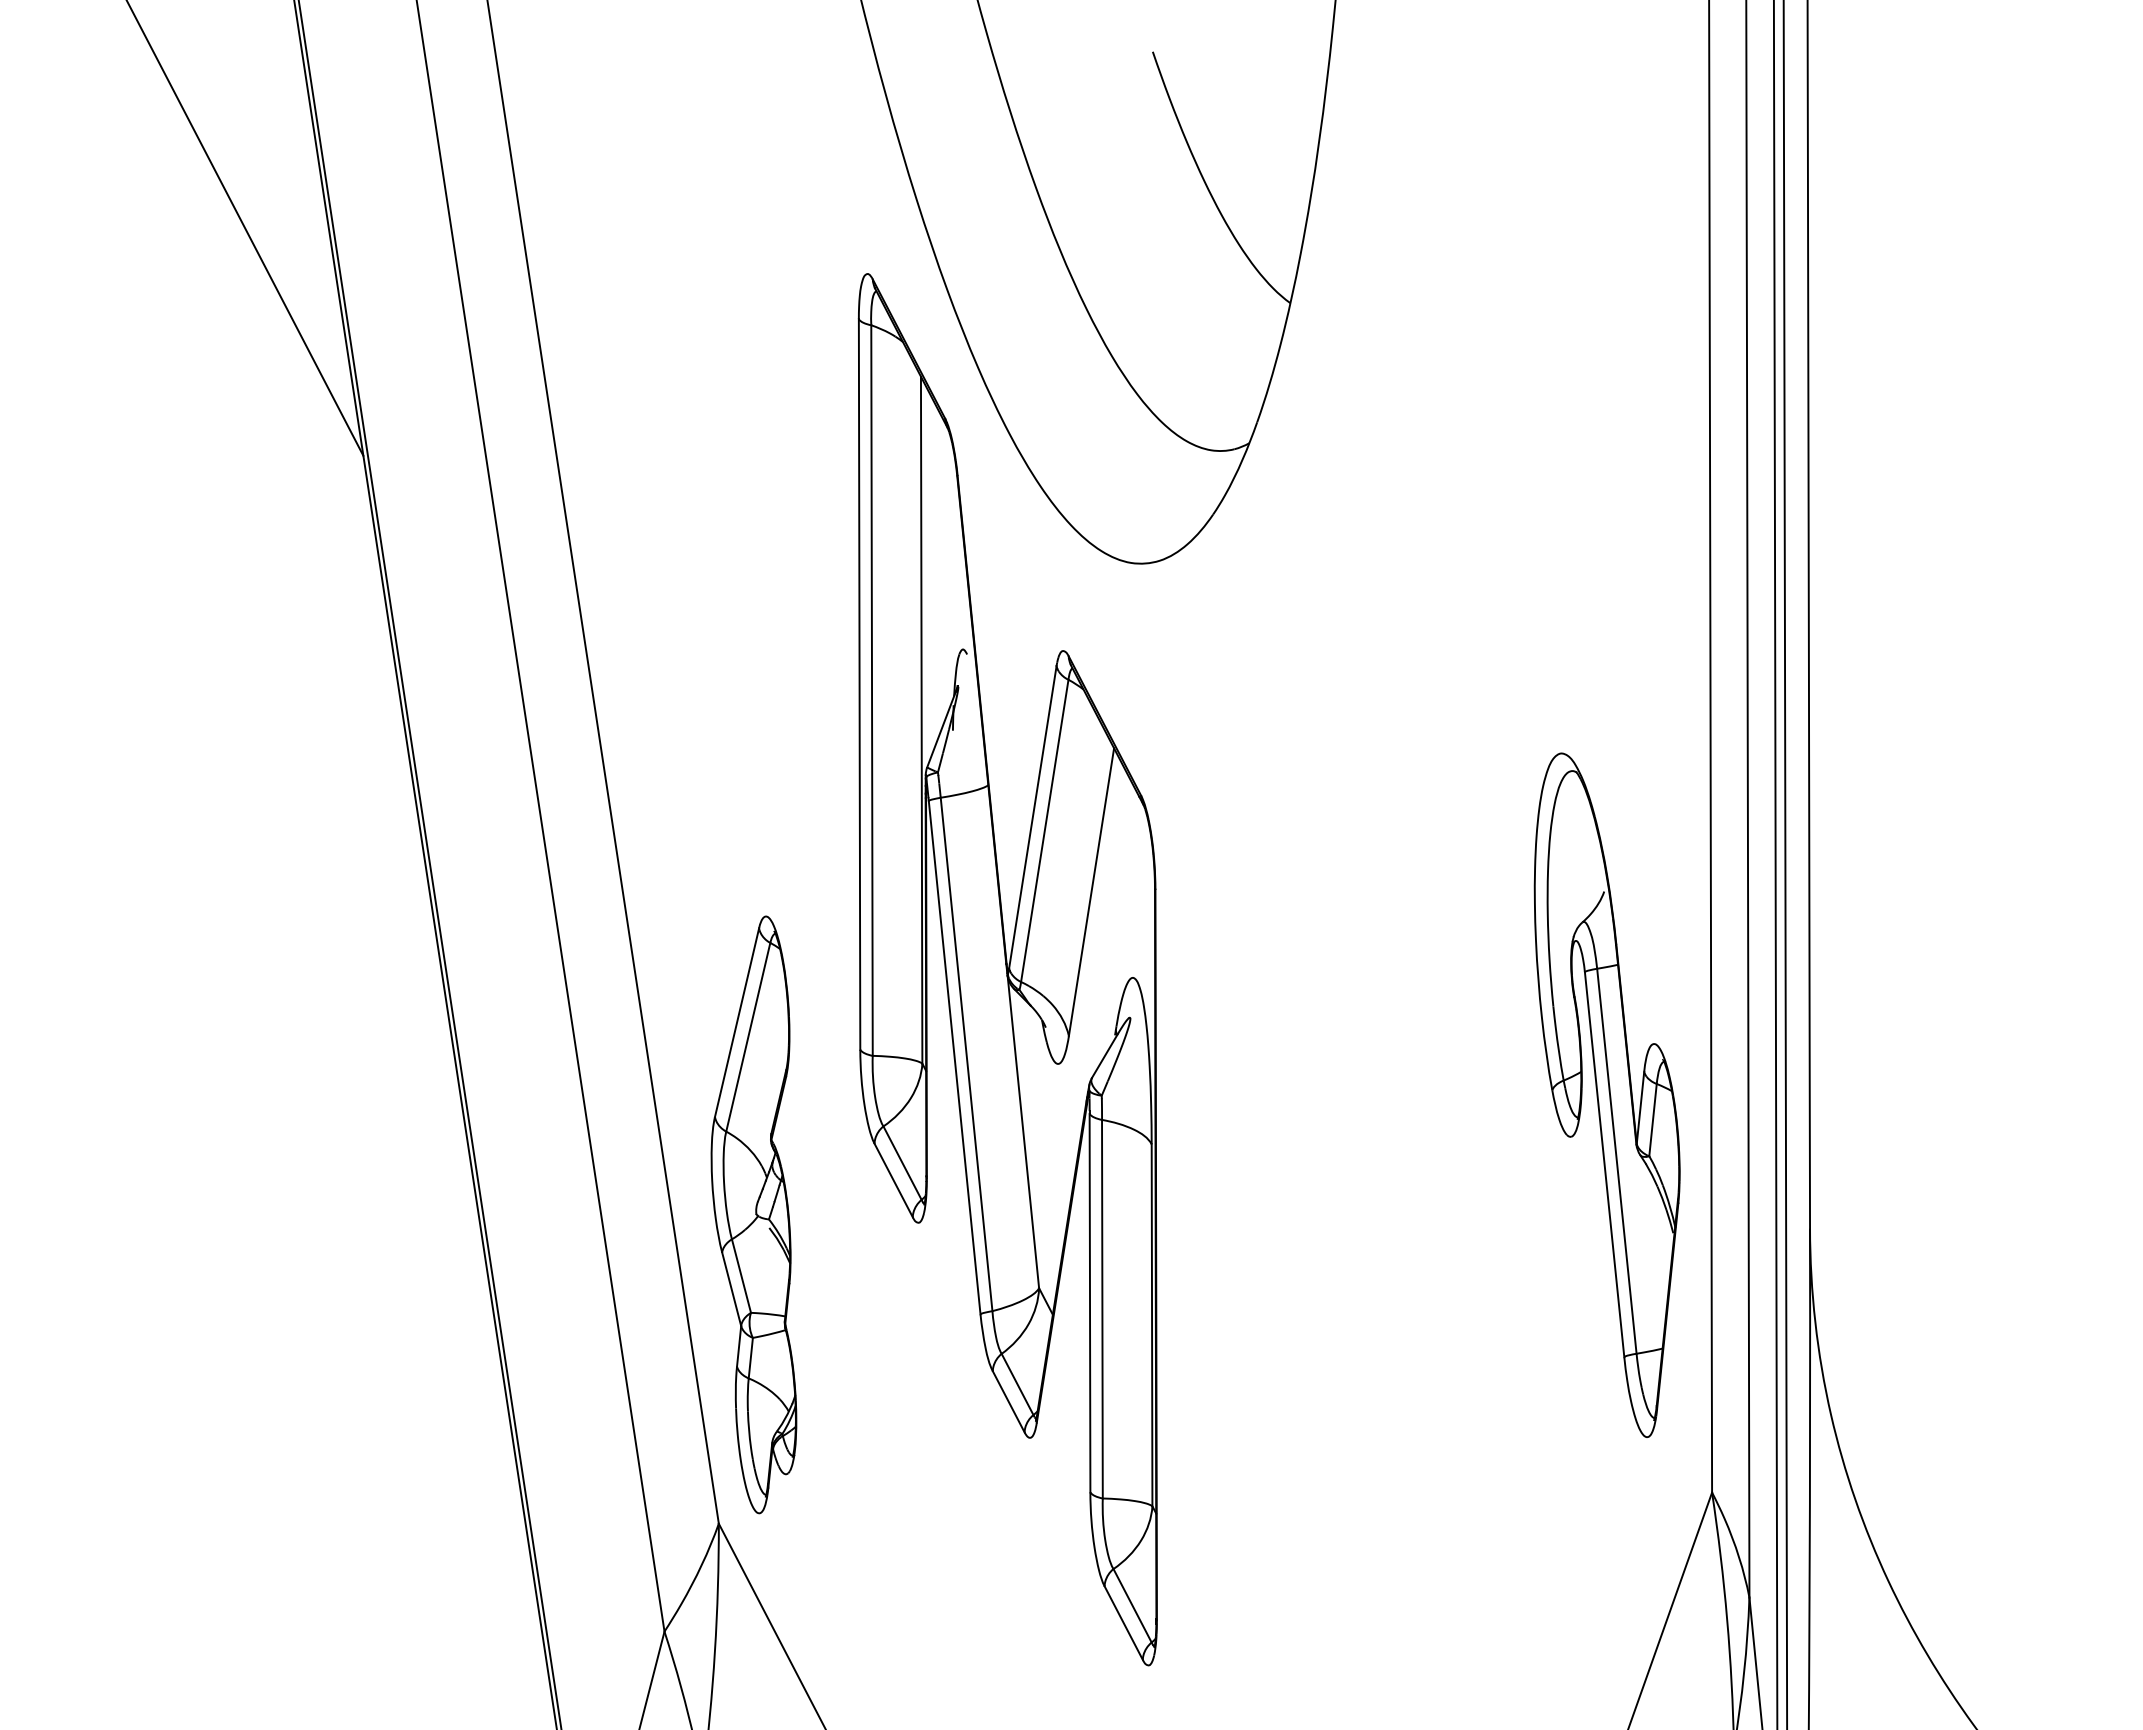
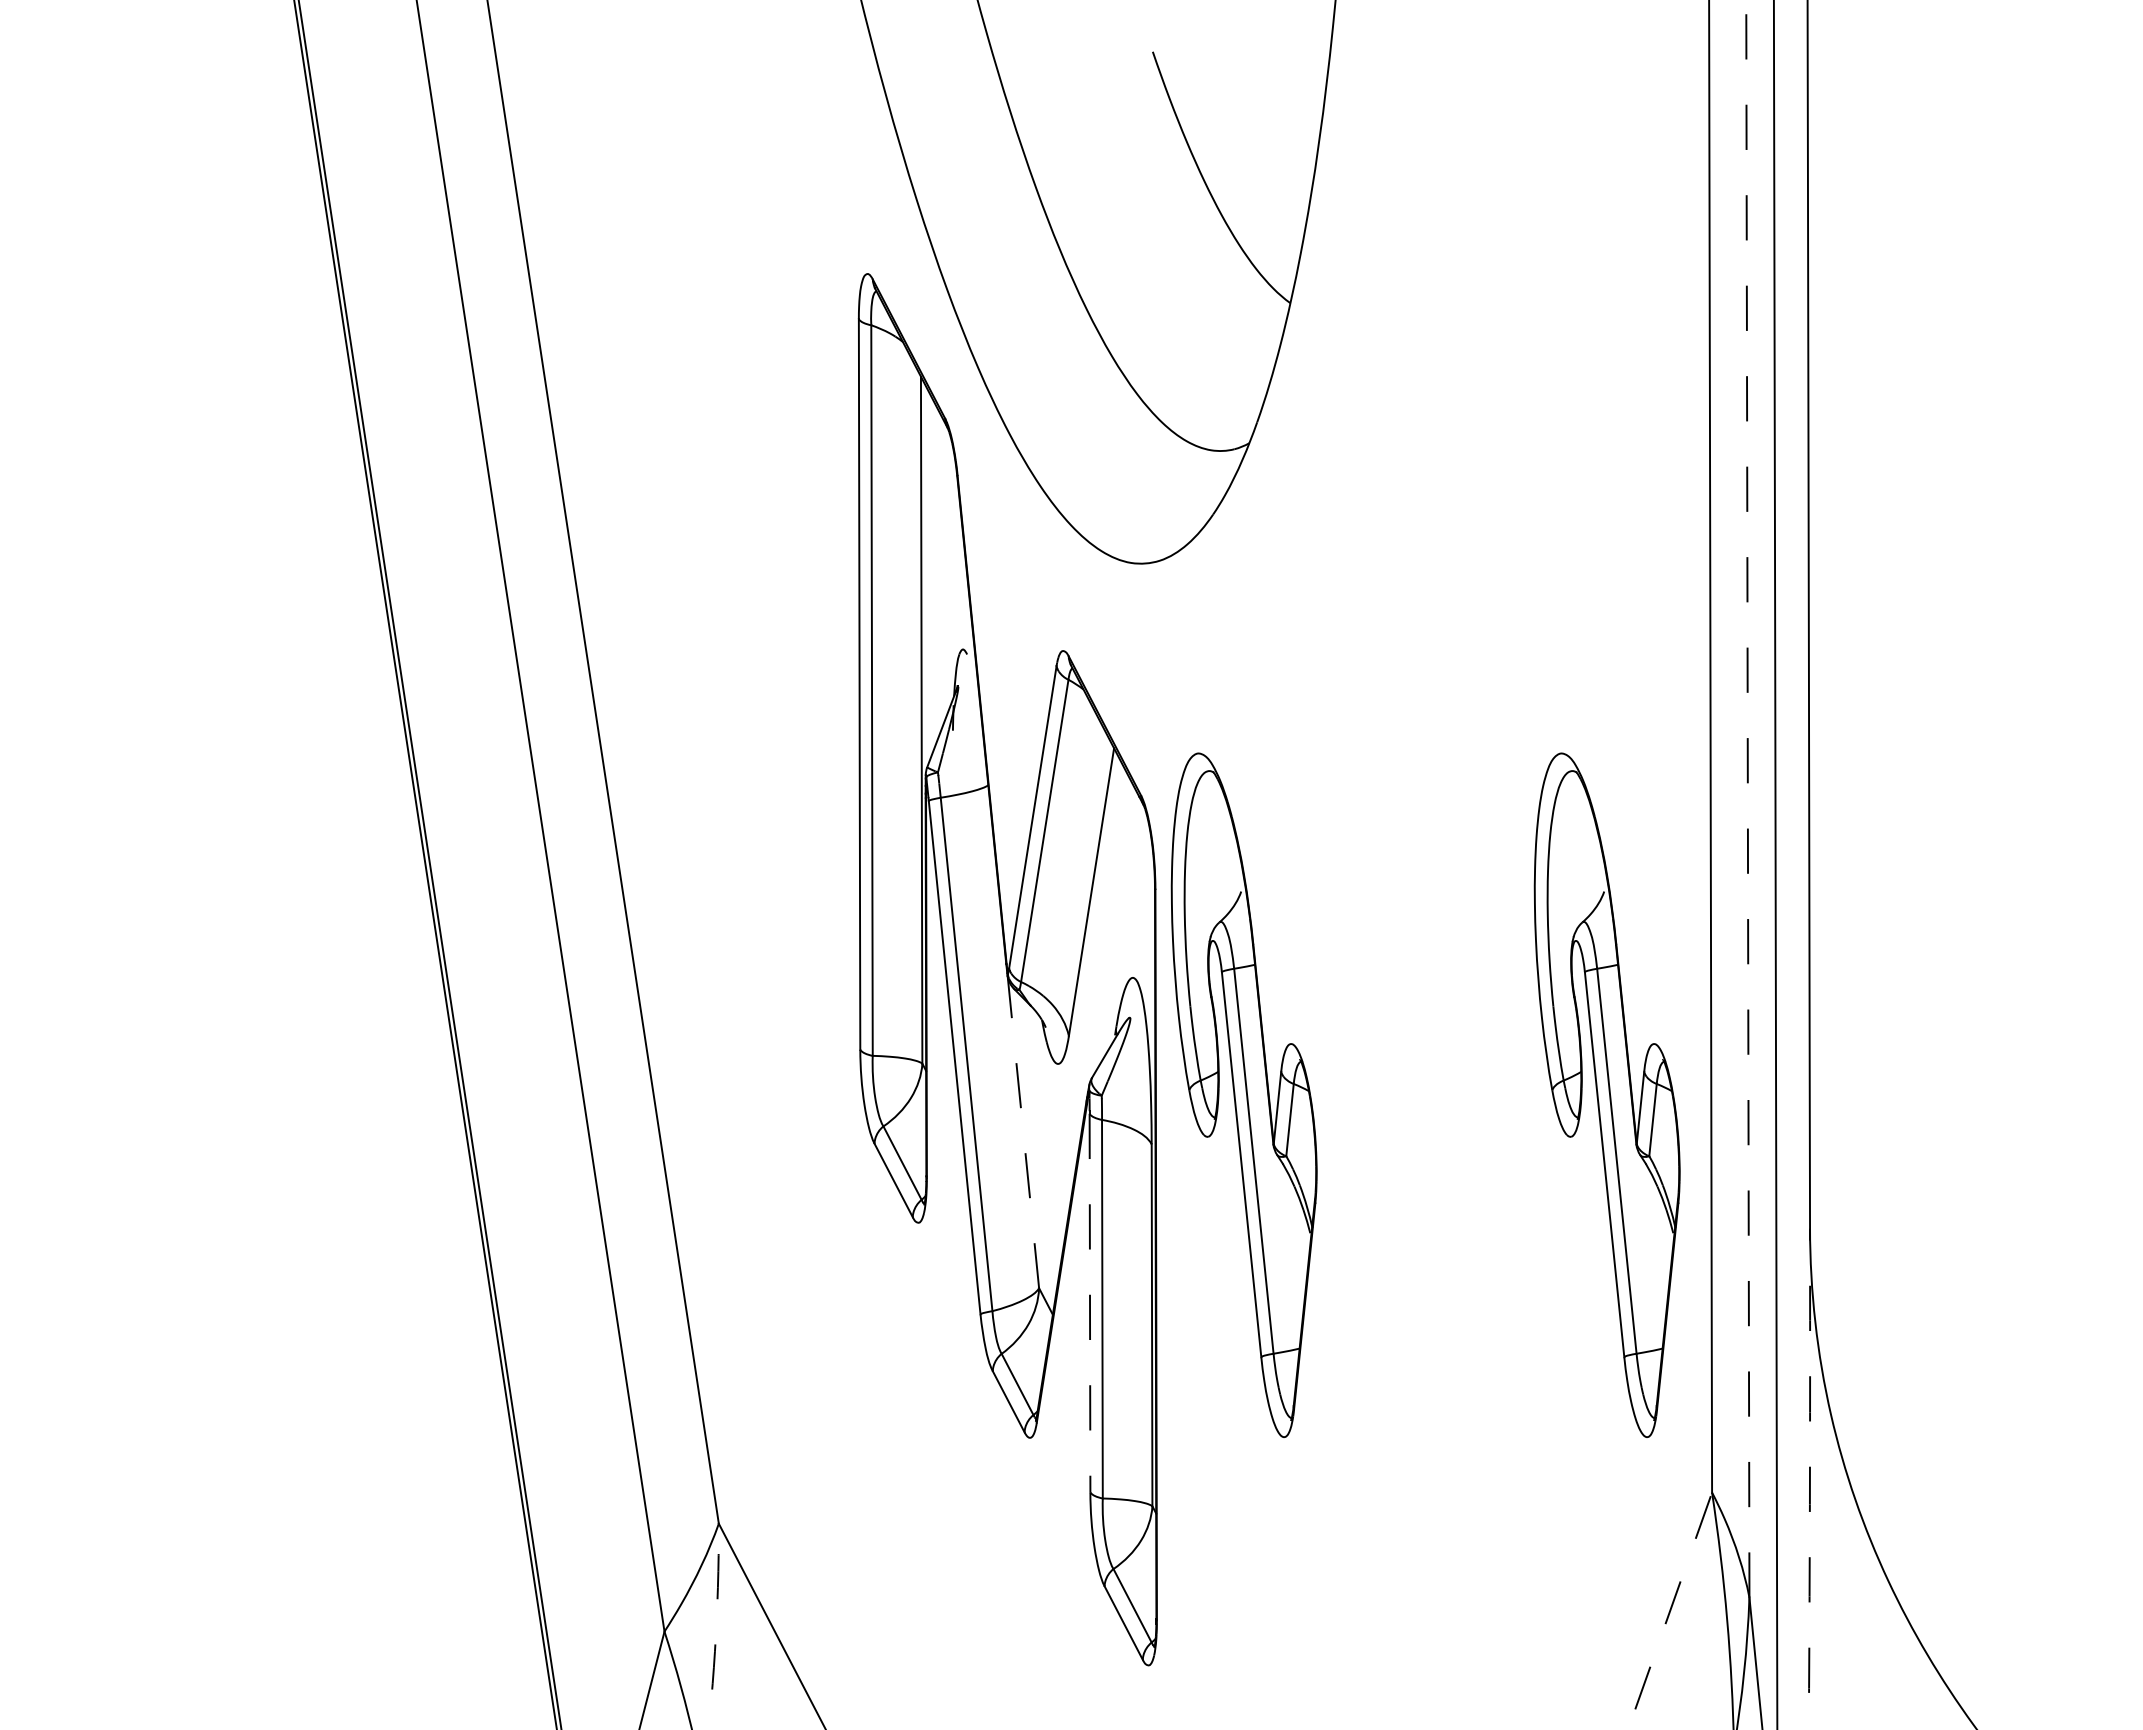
line: present -> none (245, 228)
line: solid -> dashed (1747, 798)
line: present -> none (1785, 864)
part: none -> present (1243, 1094)
line: solid -> dashed (1023, 1132)
part: present -> none (753, 1214)
line: solid -> dashed (1090, 1303)
arc: solid -> dashed (1809, 1478)
line: solid -> dashed (1670, 1611)
arc: solid -> dashed (716, 1626)
